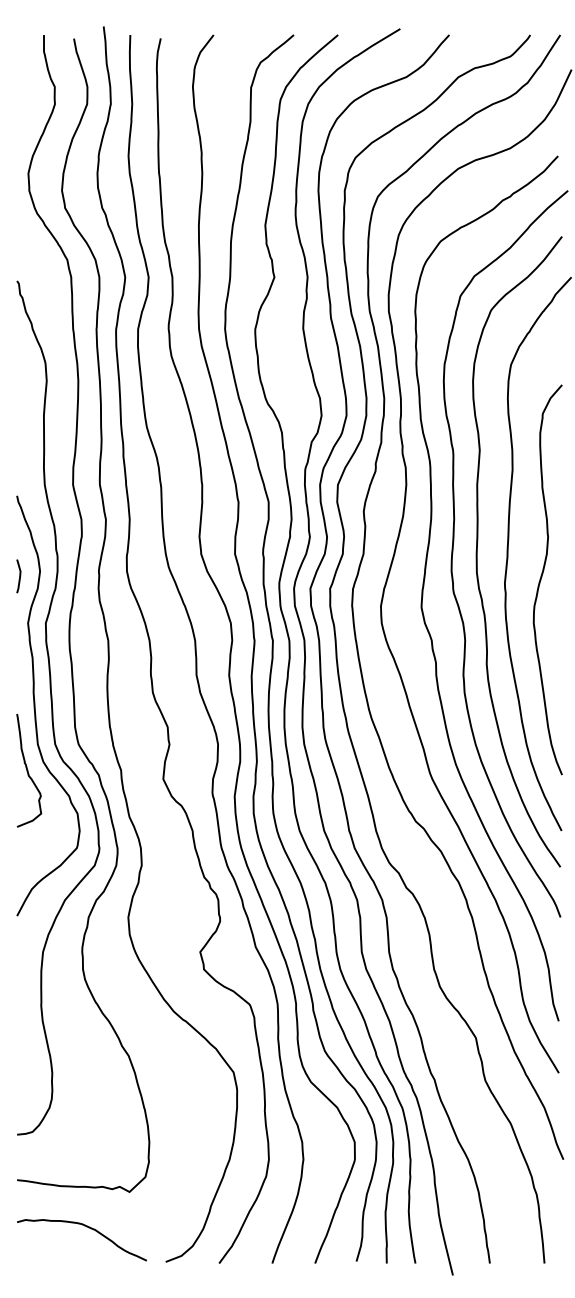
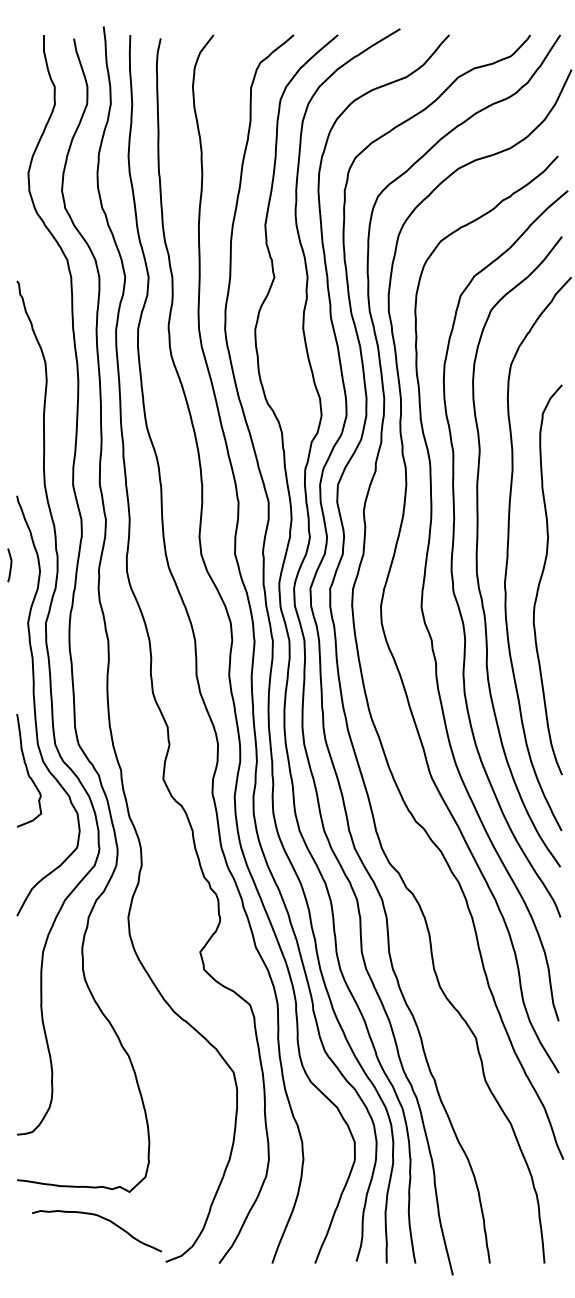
curve position: (19, 576) -> (10, 565) (10, 565)
curve position: (88, 1228) -> (103, 1219) (103, 1219)
